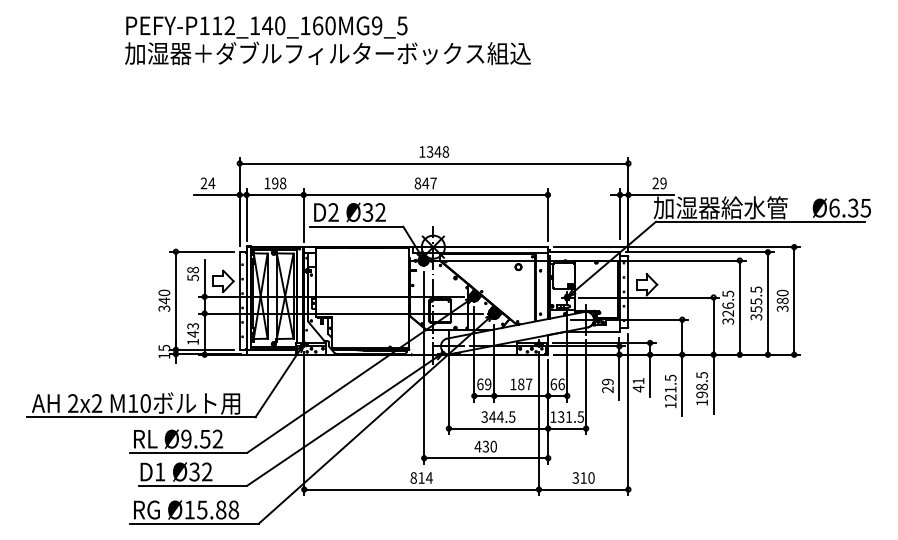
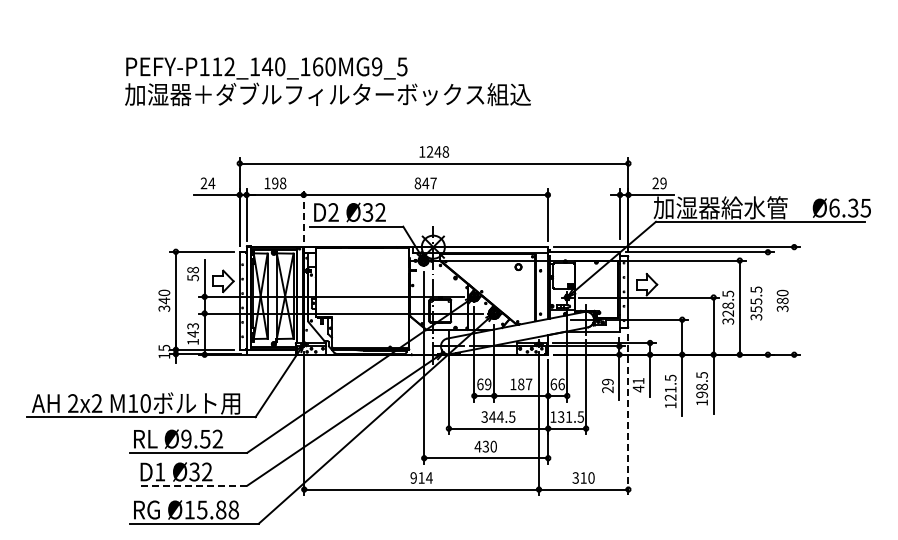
text position: (327, 40) -> (327, 81) (327, 81)
text: 1348 -> 1248 (429, 151)
line: solid -> dashed (303, 214)
line: present -> none (794, 300)
line: present -> none (767, 303)
text: 326.5 -> 328.5 (727, 305)
line: solid -> dashed (628, 414)
text: 814 -> 914 (413, 477)
line: solid -> dashed (192, 485)
